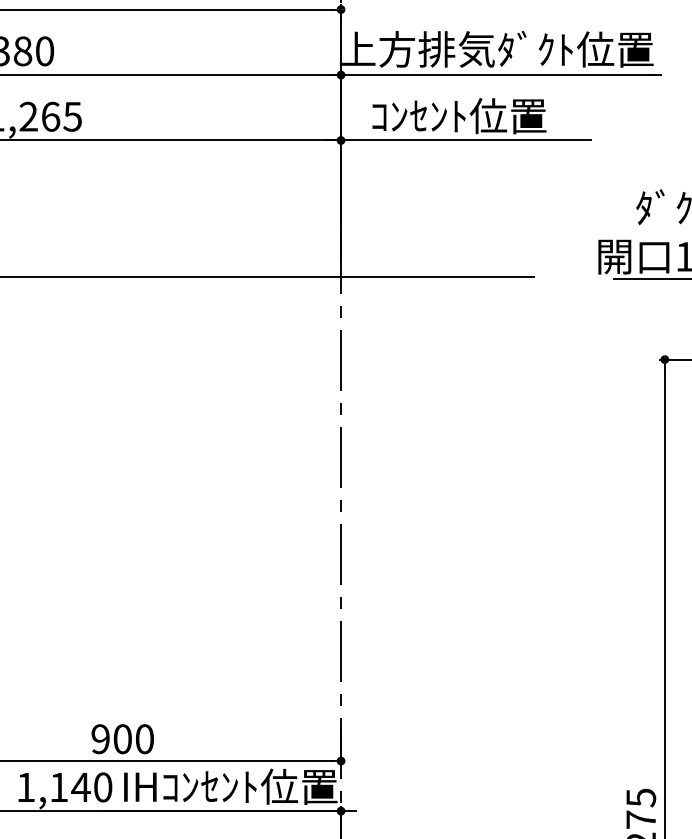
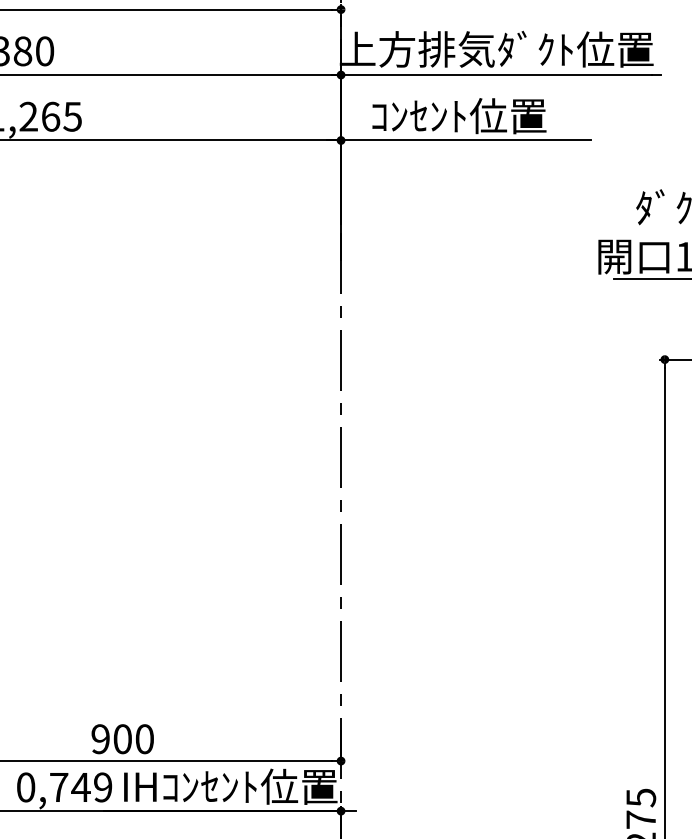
line: present -> none (267, 277)
text: 1,140 -> 0,749 (64, 787)
